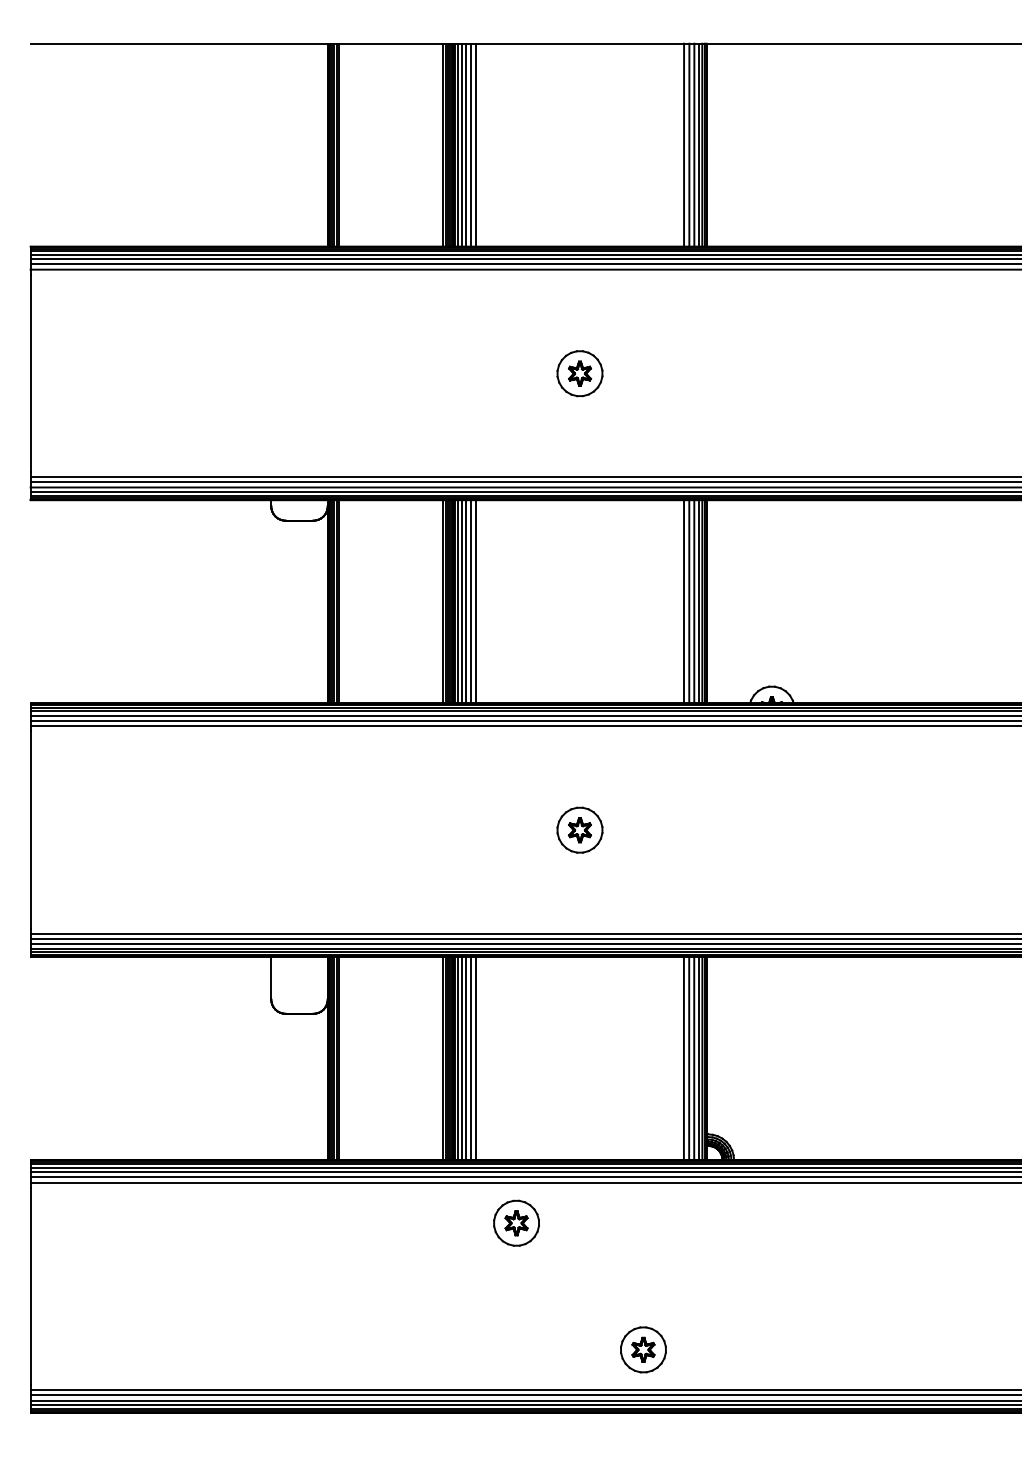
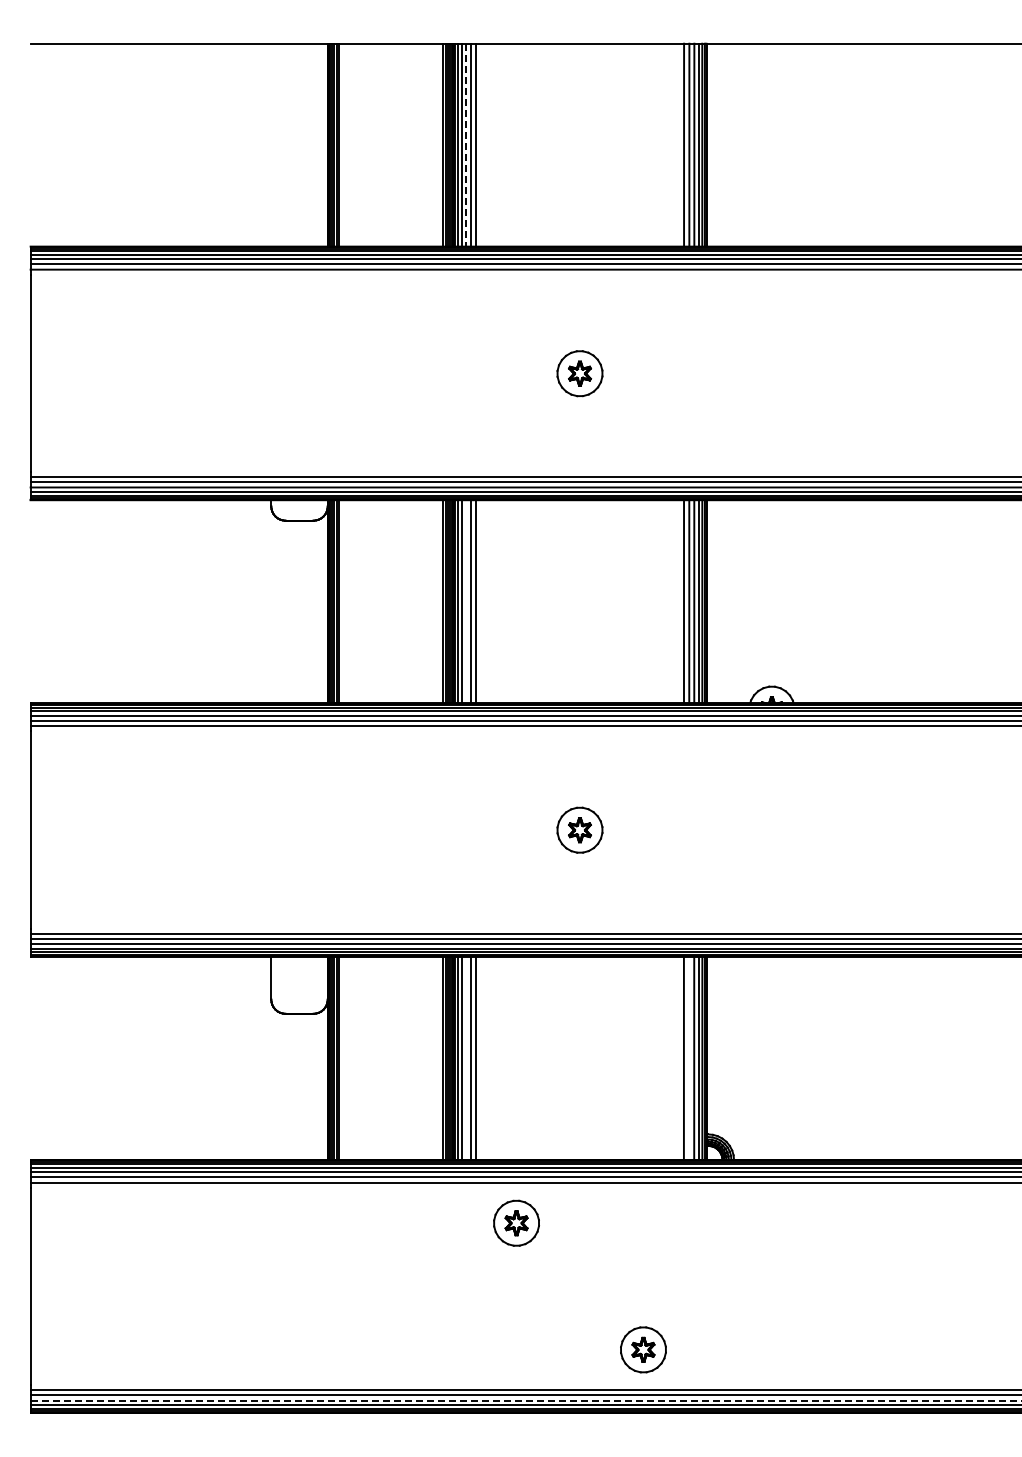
line: solid -> dashed (466, 145)
line: present -> none (466, 601)
line: present -> none (466, 1057)
line: present -> none (689, 1057)
line: solid -> dashed (526, 1400)
